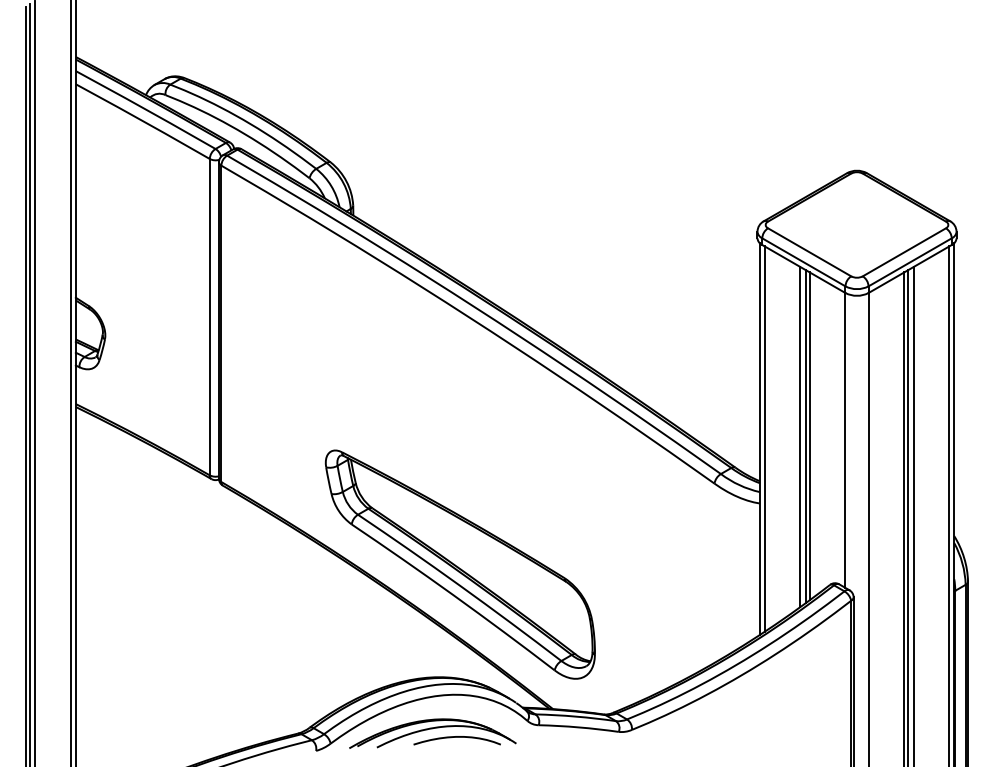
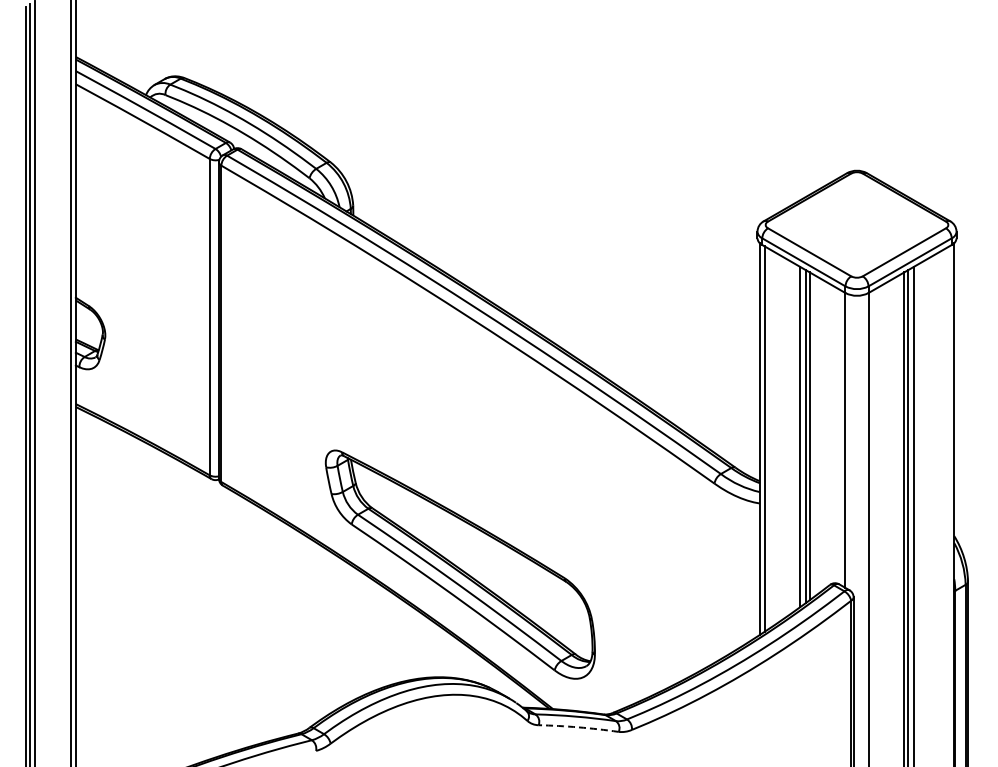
line: present -> none (949, 504)
arc: solid -> dashed (578, 727)
part: present -> none (432, 733)
